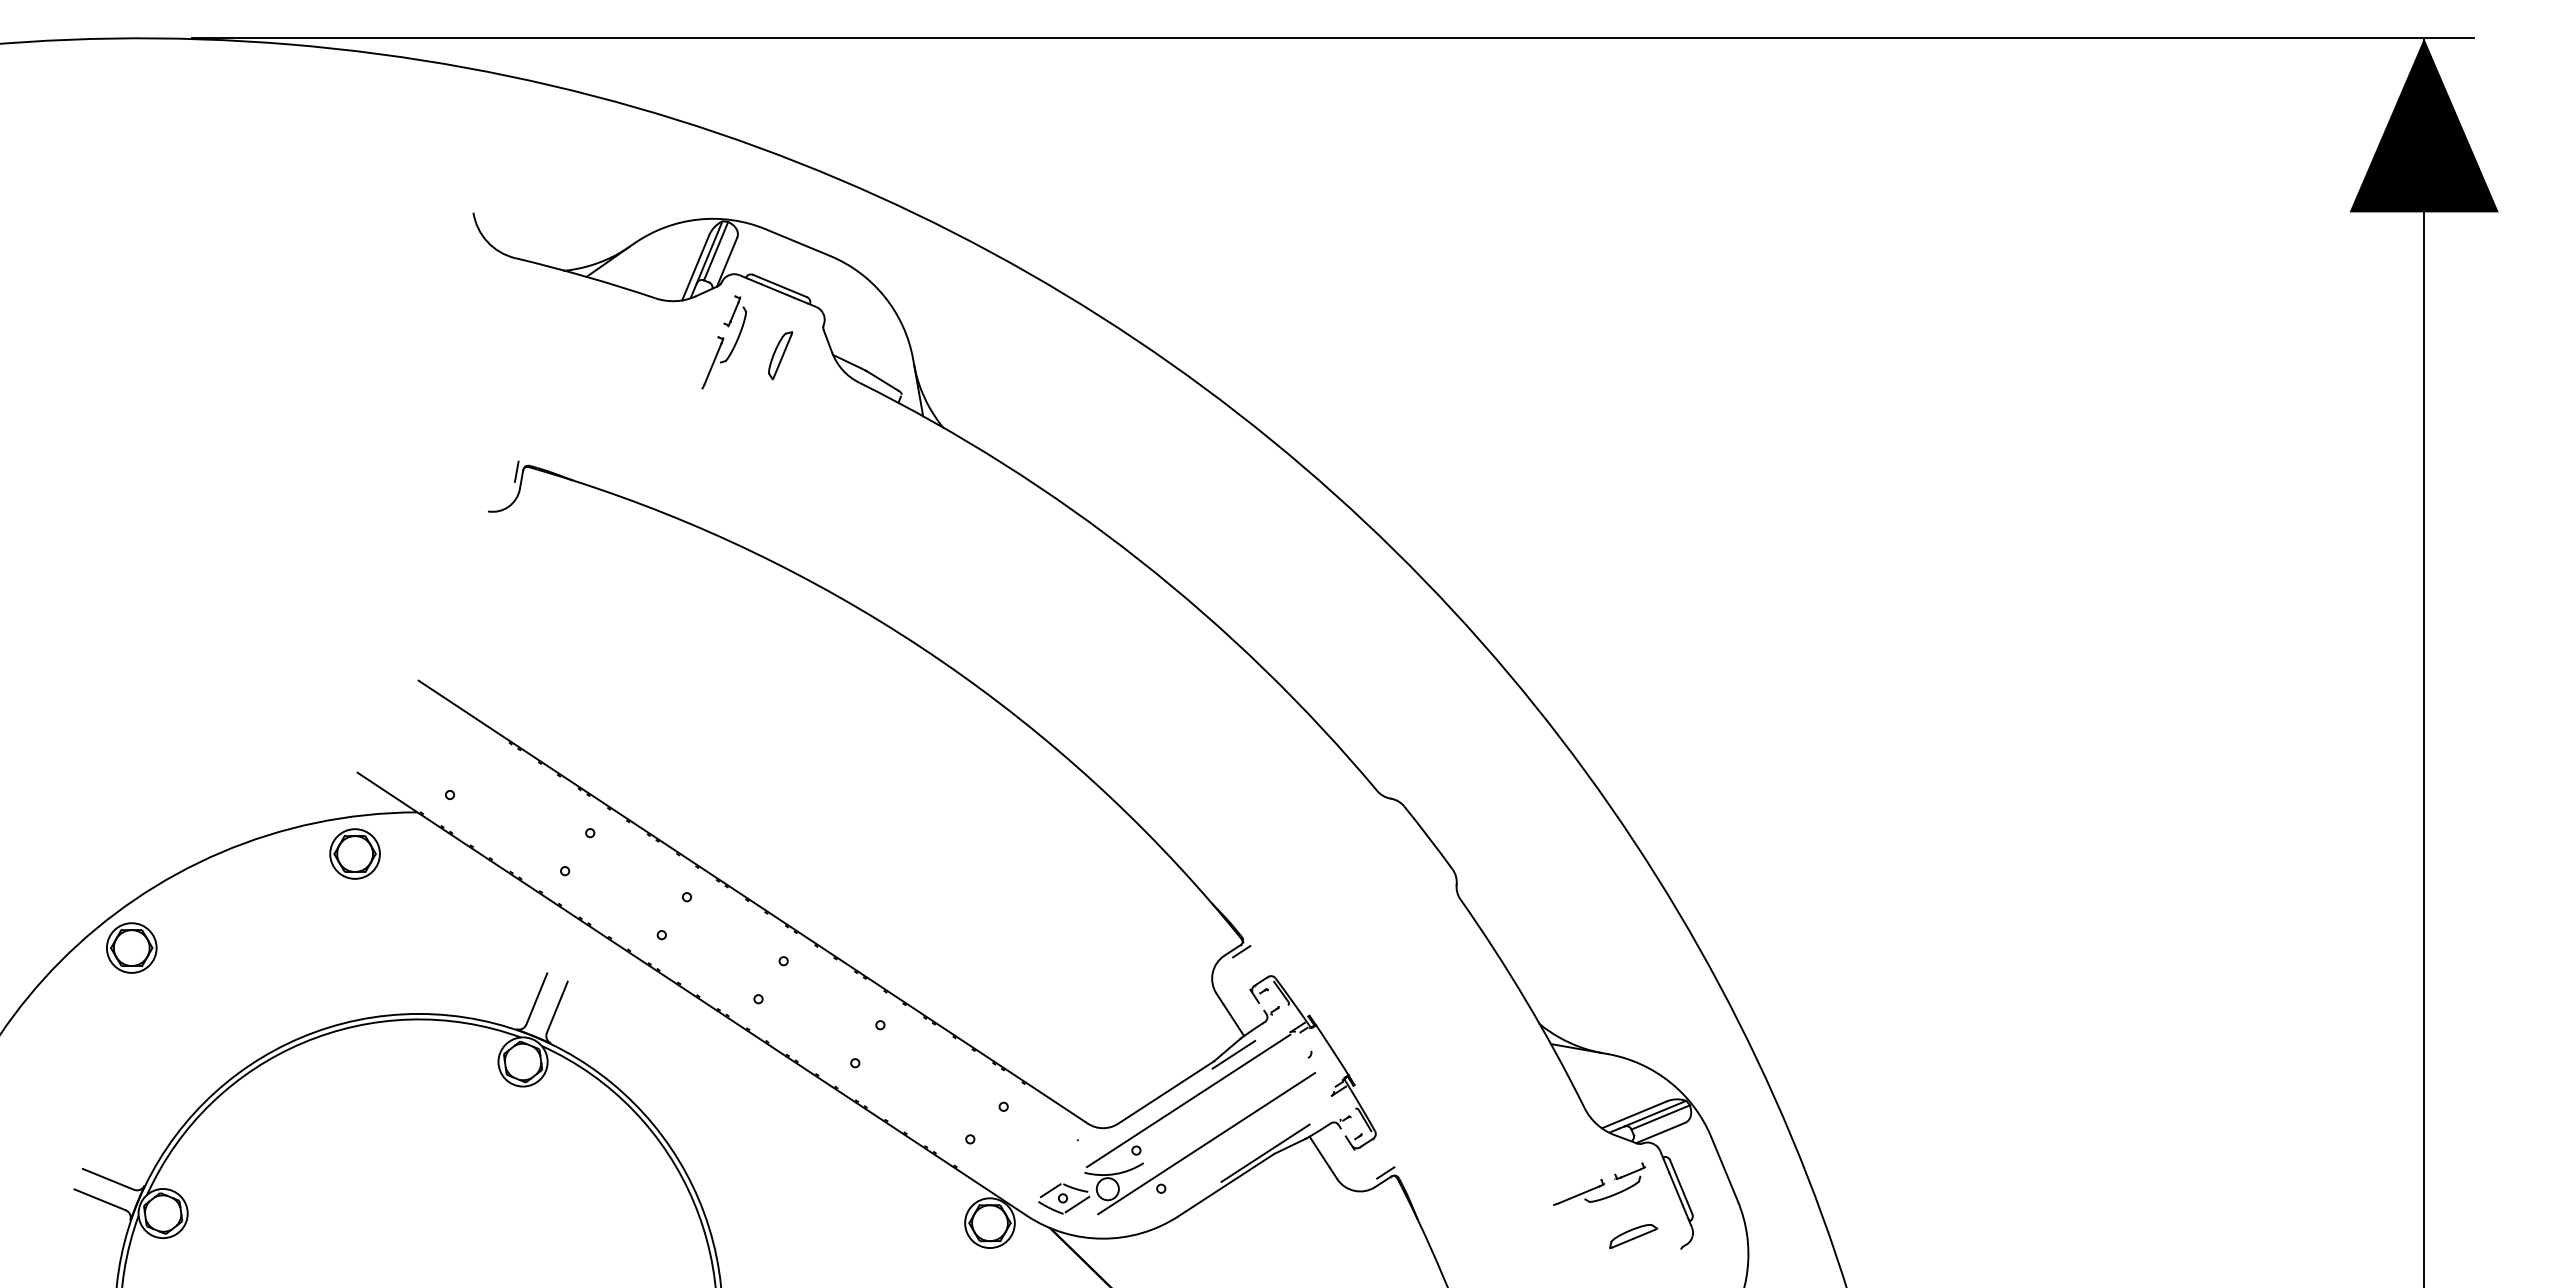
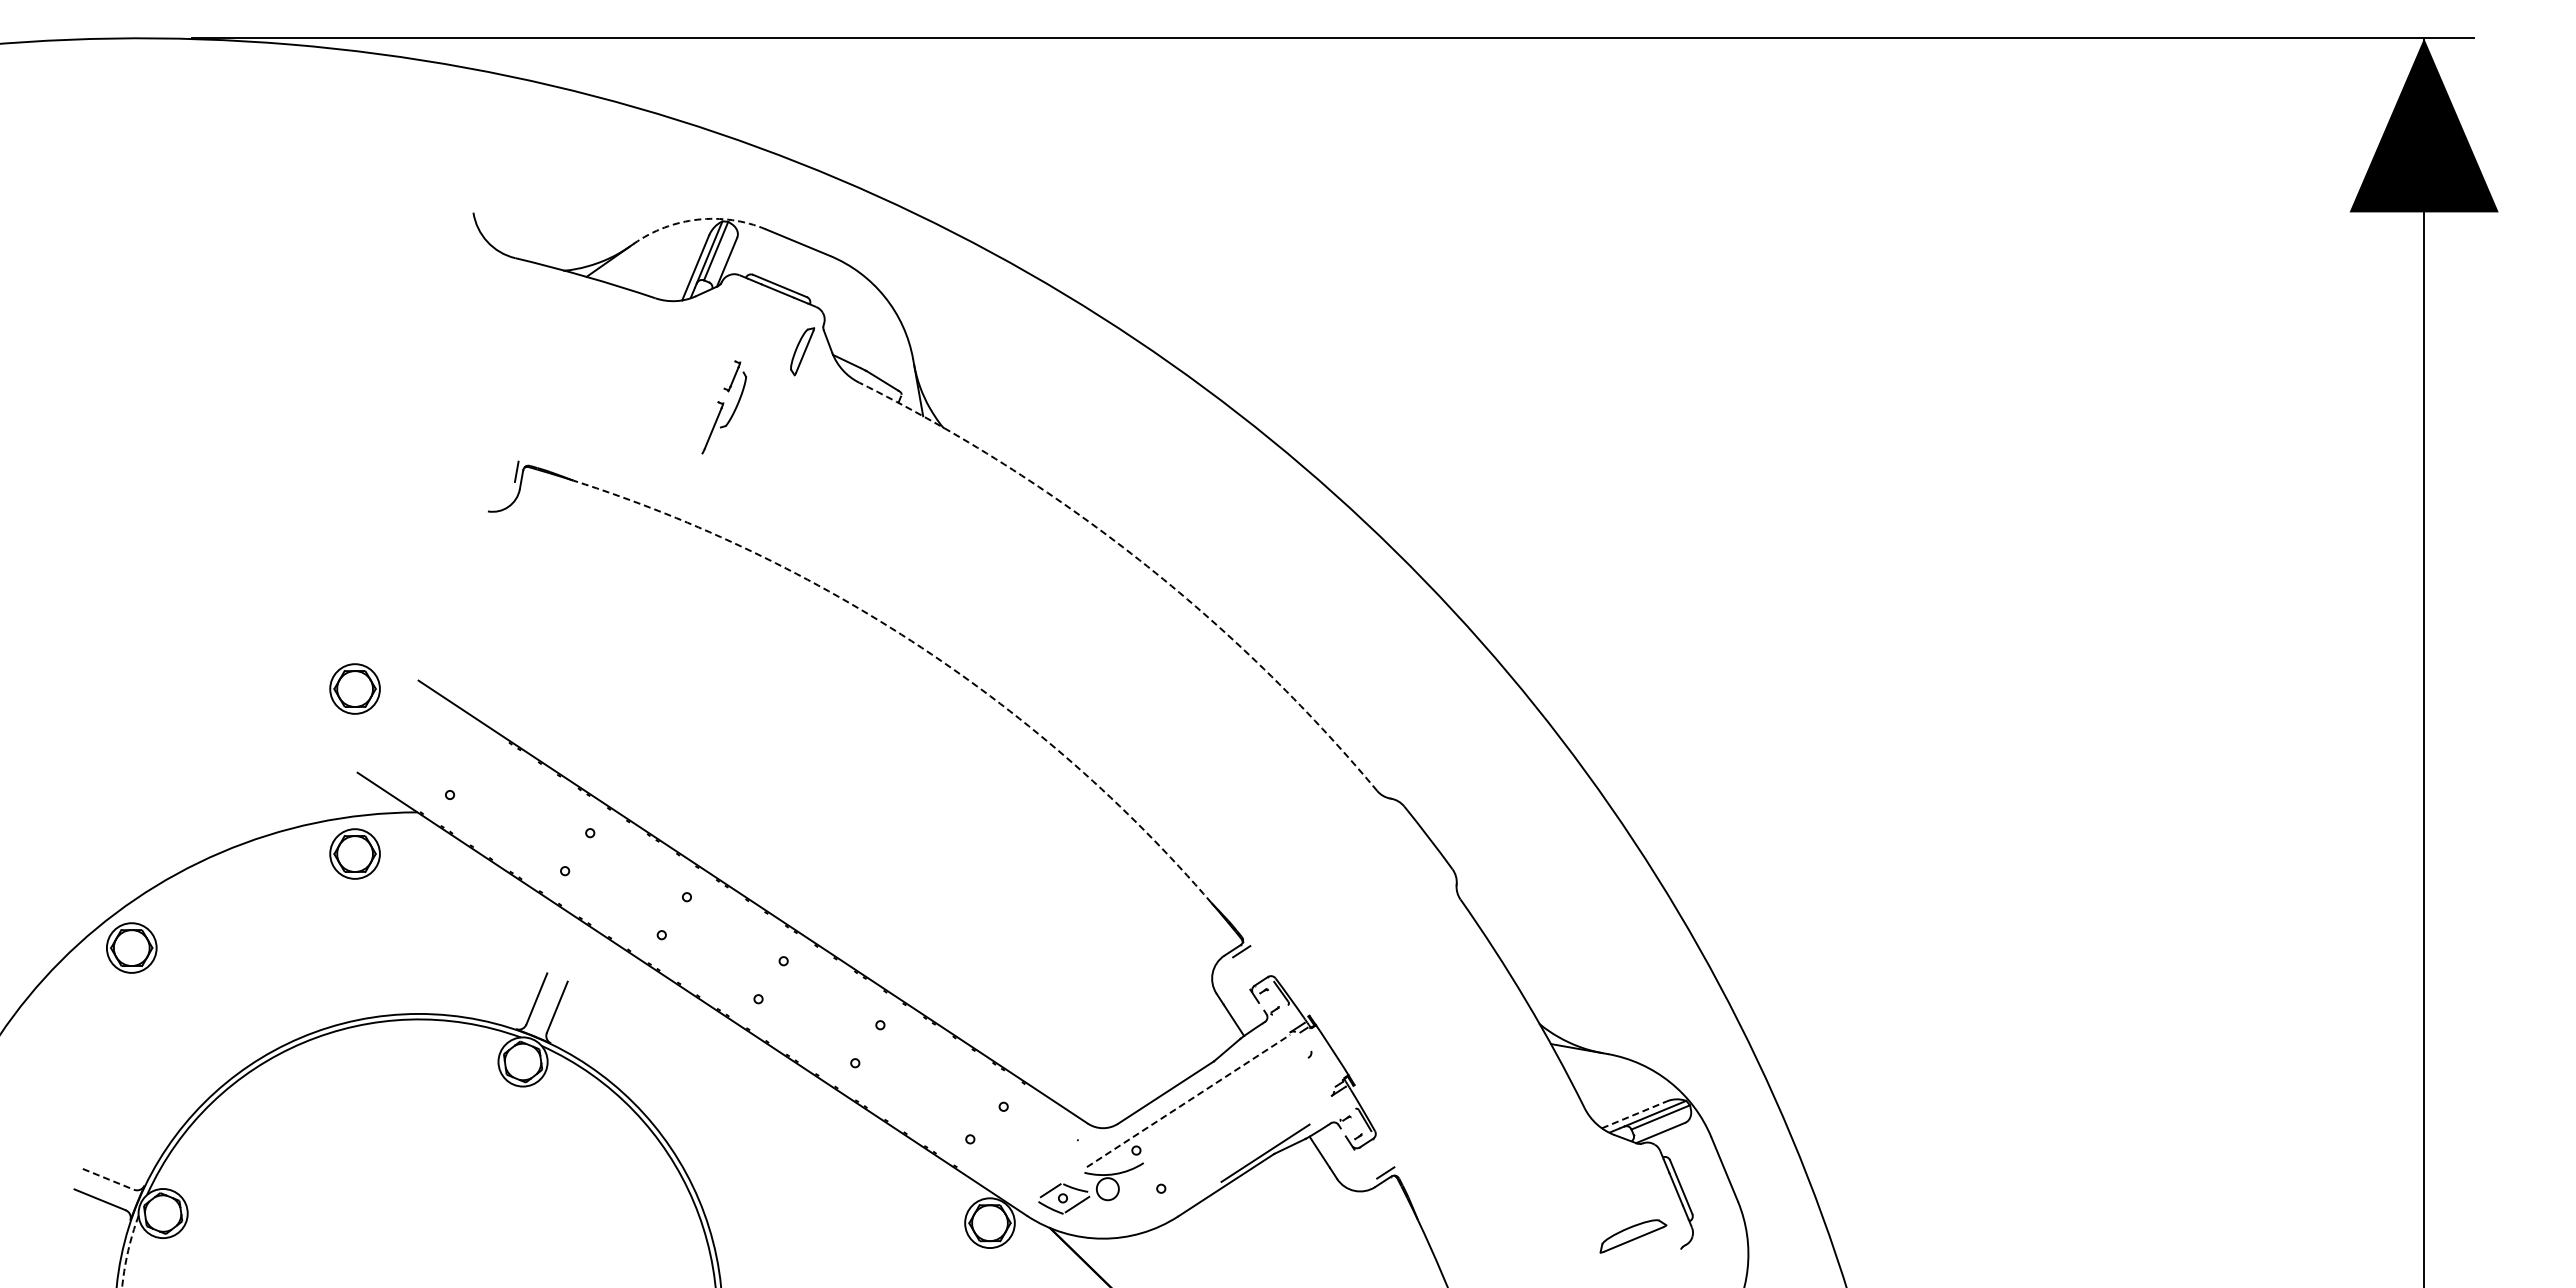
arc: solid -> dashed (698, 219)
part position: (723, 342) -> (723, 407) (723, 407)
part position: (780, 355) -> (802, 351) (802, 351)
arc: solid -> dashed (1139, 560)
arc: solid -> dashed (921, 647)
part: none -> present (354, 688)
line: present -> none (1233, 1054)
line: solid -> dashed (1189, 1100)
line: solid -> dashed (1634, 1114)
line: present -> none (1206, 1143)
line: solid -> dashed (108, 1179)
part: present -> none (1599, 1183)
part size: 50x25 px -> 69x35 px (1633, 1236)
arc: solid -> dashed (127, 1252)
